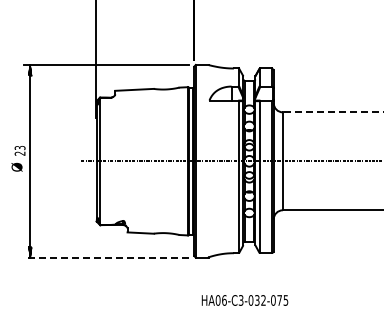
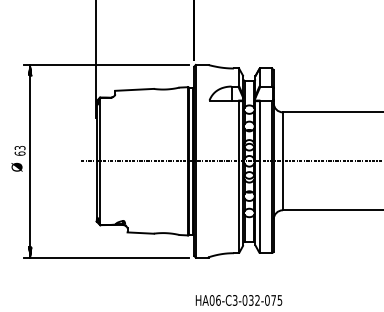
line: dashed -> solid (332, 112)
text: 23 -> 63 (19, 153)
line: dashed -> solid (106, 257)
text position: (244, 300) -> (238, 300) (238, 300)
